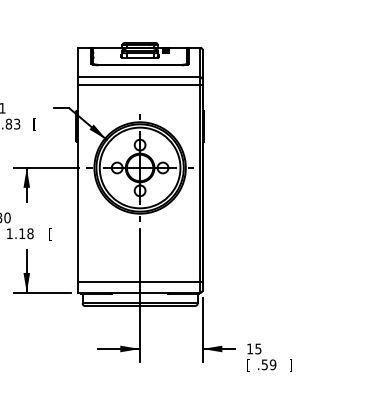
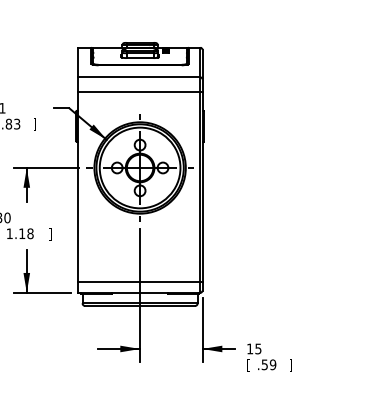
line position: (139, 85) -> (139, 92) (139, 92)
text: [ -> ] (34, 124)
text: [ -> ] (50, 234)
